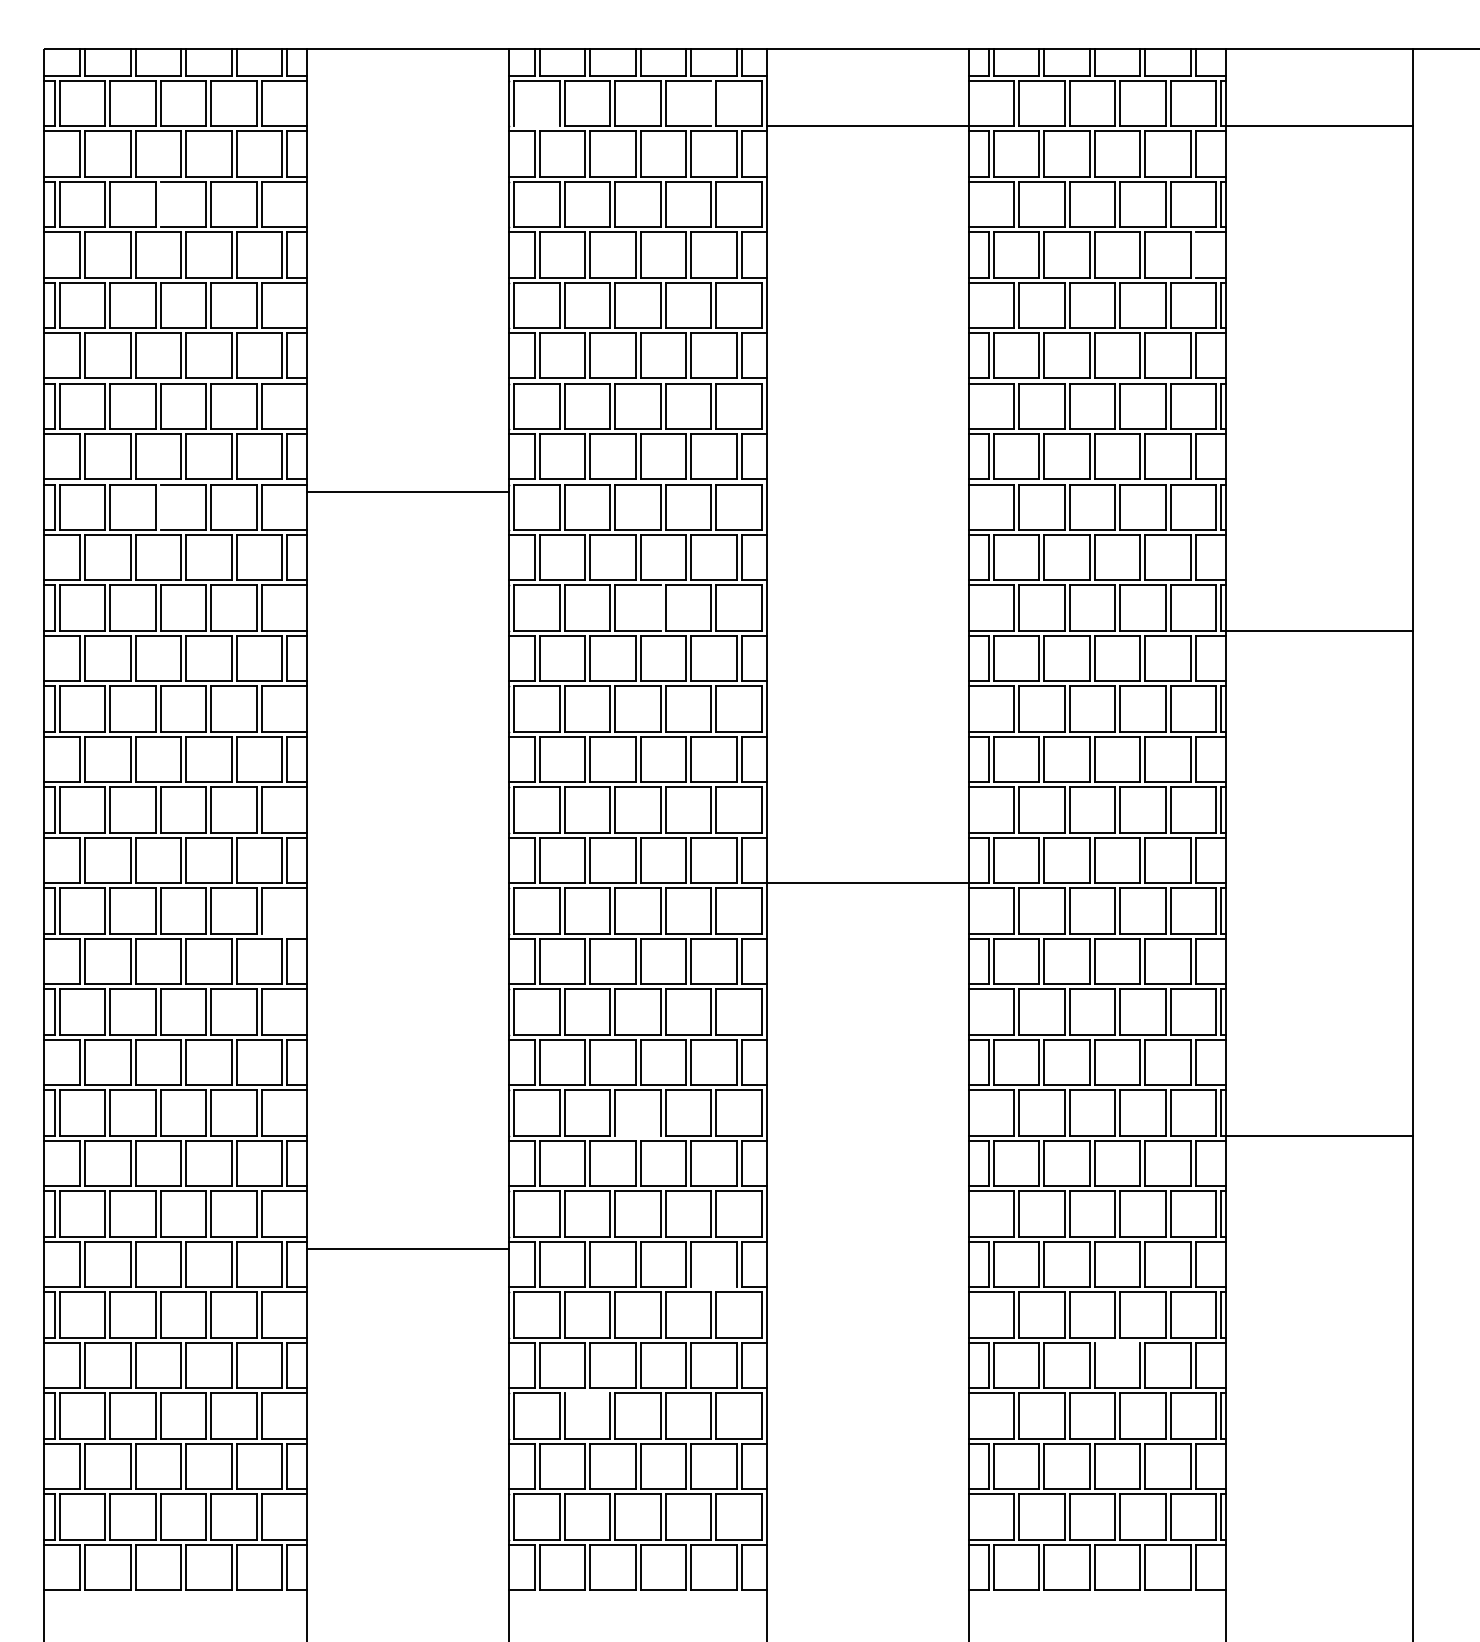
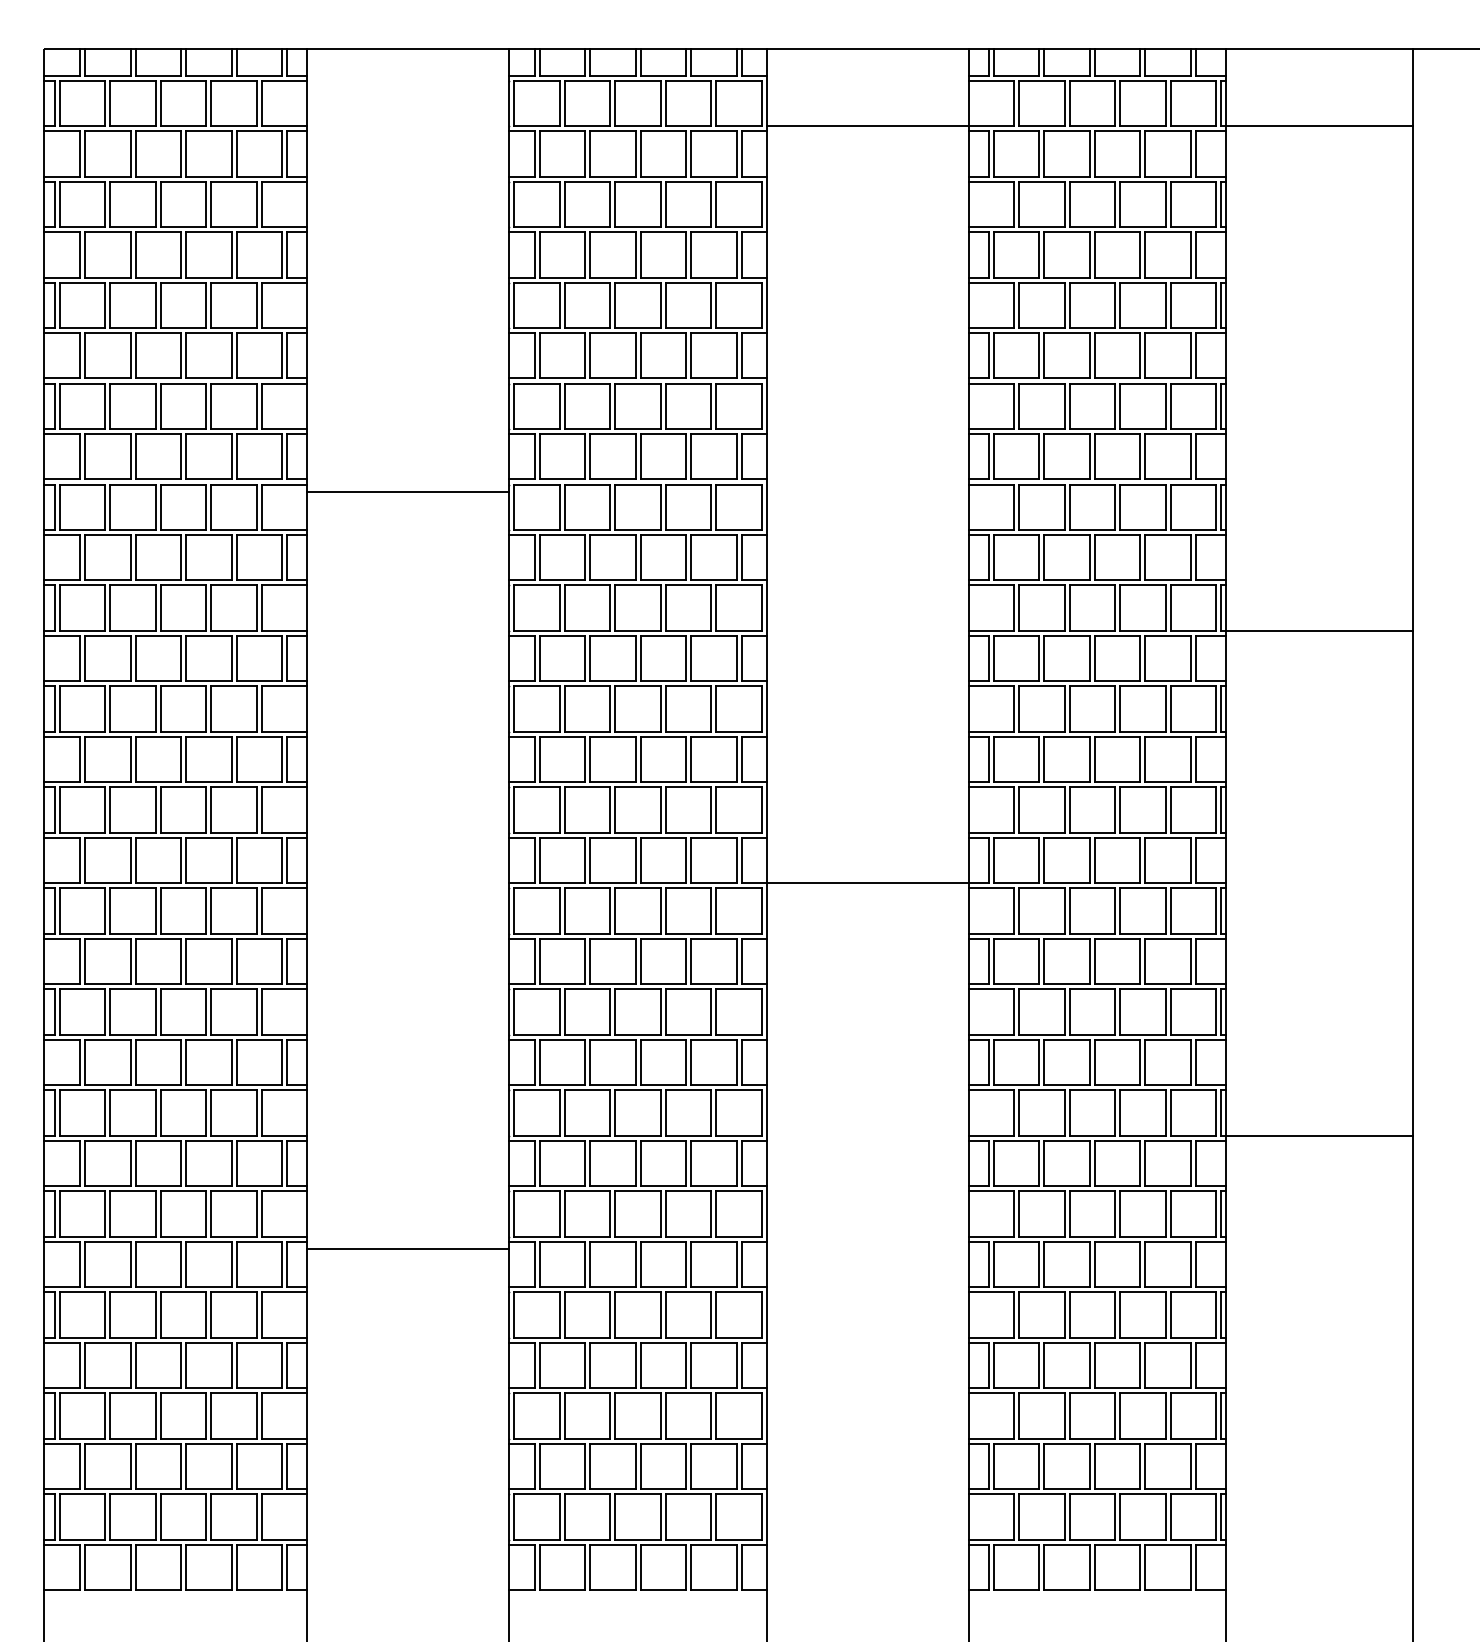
line: none -> present (711, 103)
line: none -> present (536, 126)
line: none -> present (160, 204)
line: none -> present (1195, 254)
line: none -> present (160, 506)
line: none -> present (660, 607)
line: none -> present (284, 933)
line: none -> present (637, 1135)
line: none -> present (713, 1287)
line: none -> present (1117, 1342)
line: none -> present (587, 1393)
